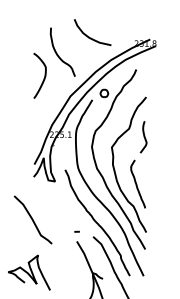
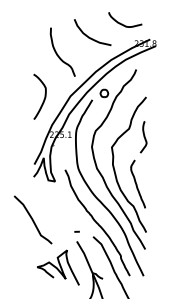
curve: none -> present (122, 23)
curve position: (44, 75) -> (44, 96) (44, 96)
curve position: (28, 272) -> (57, 267) (57, 267)
